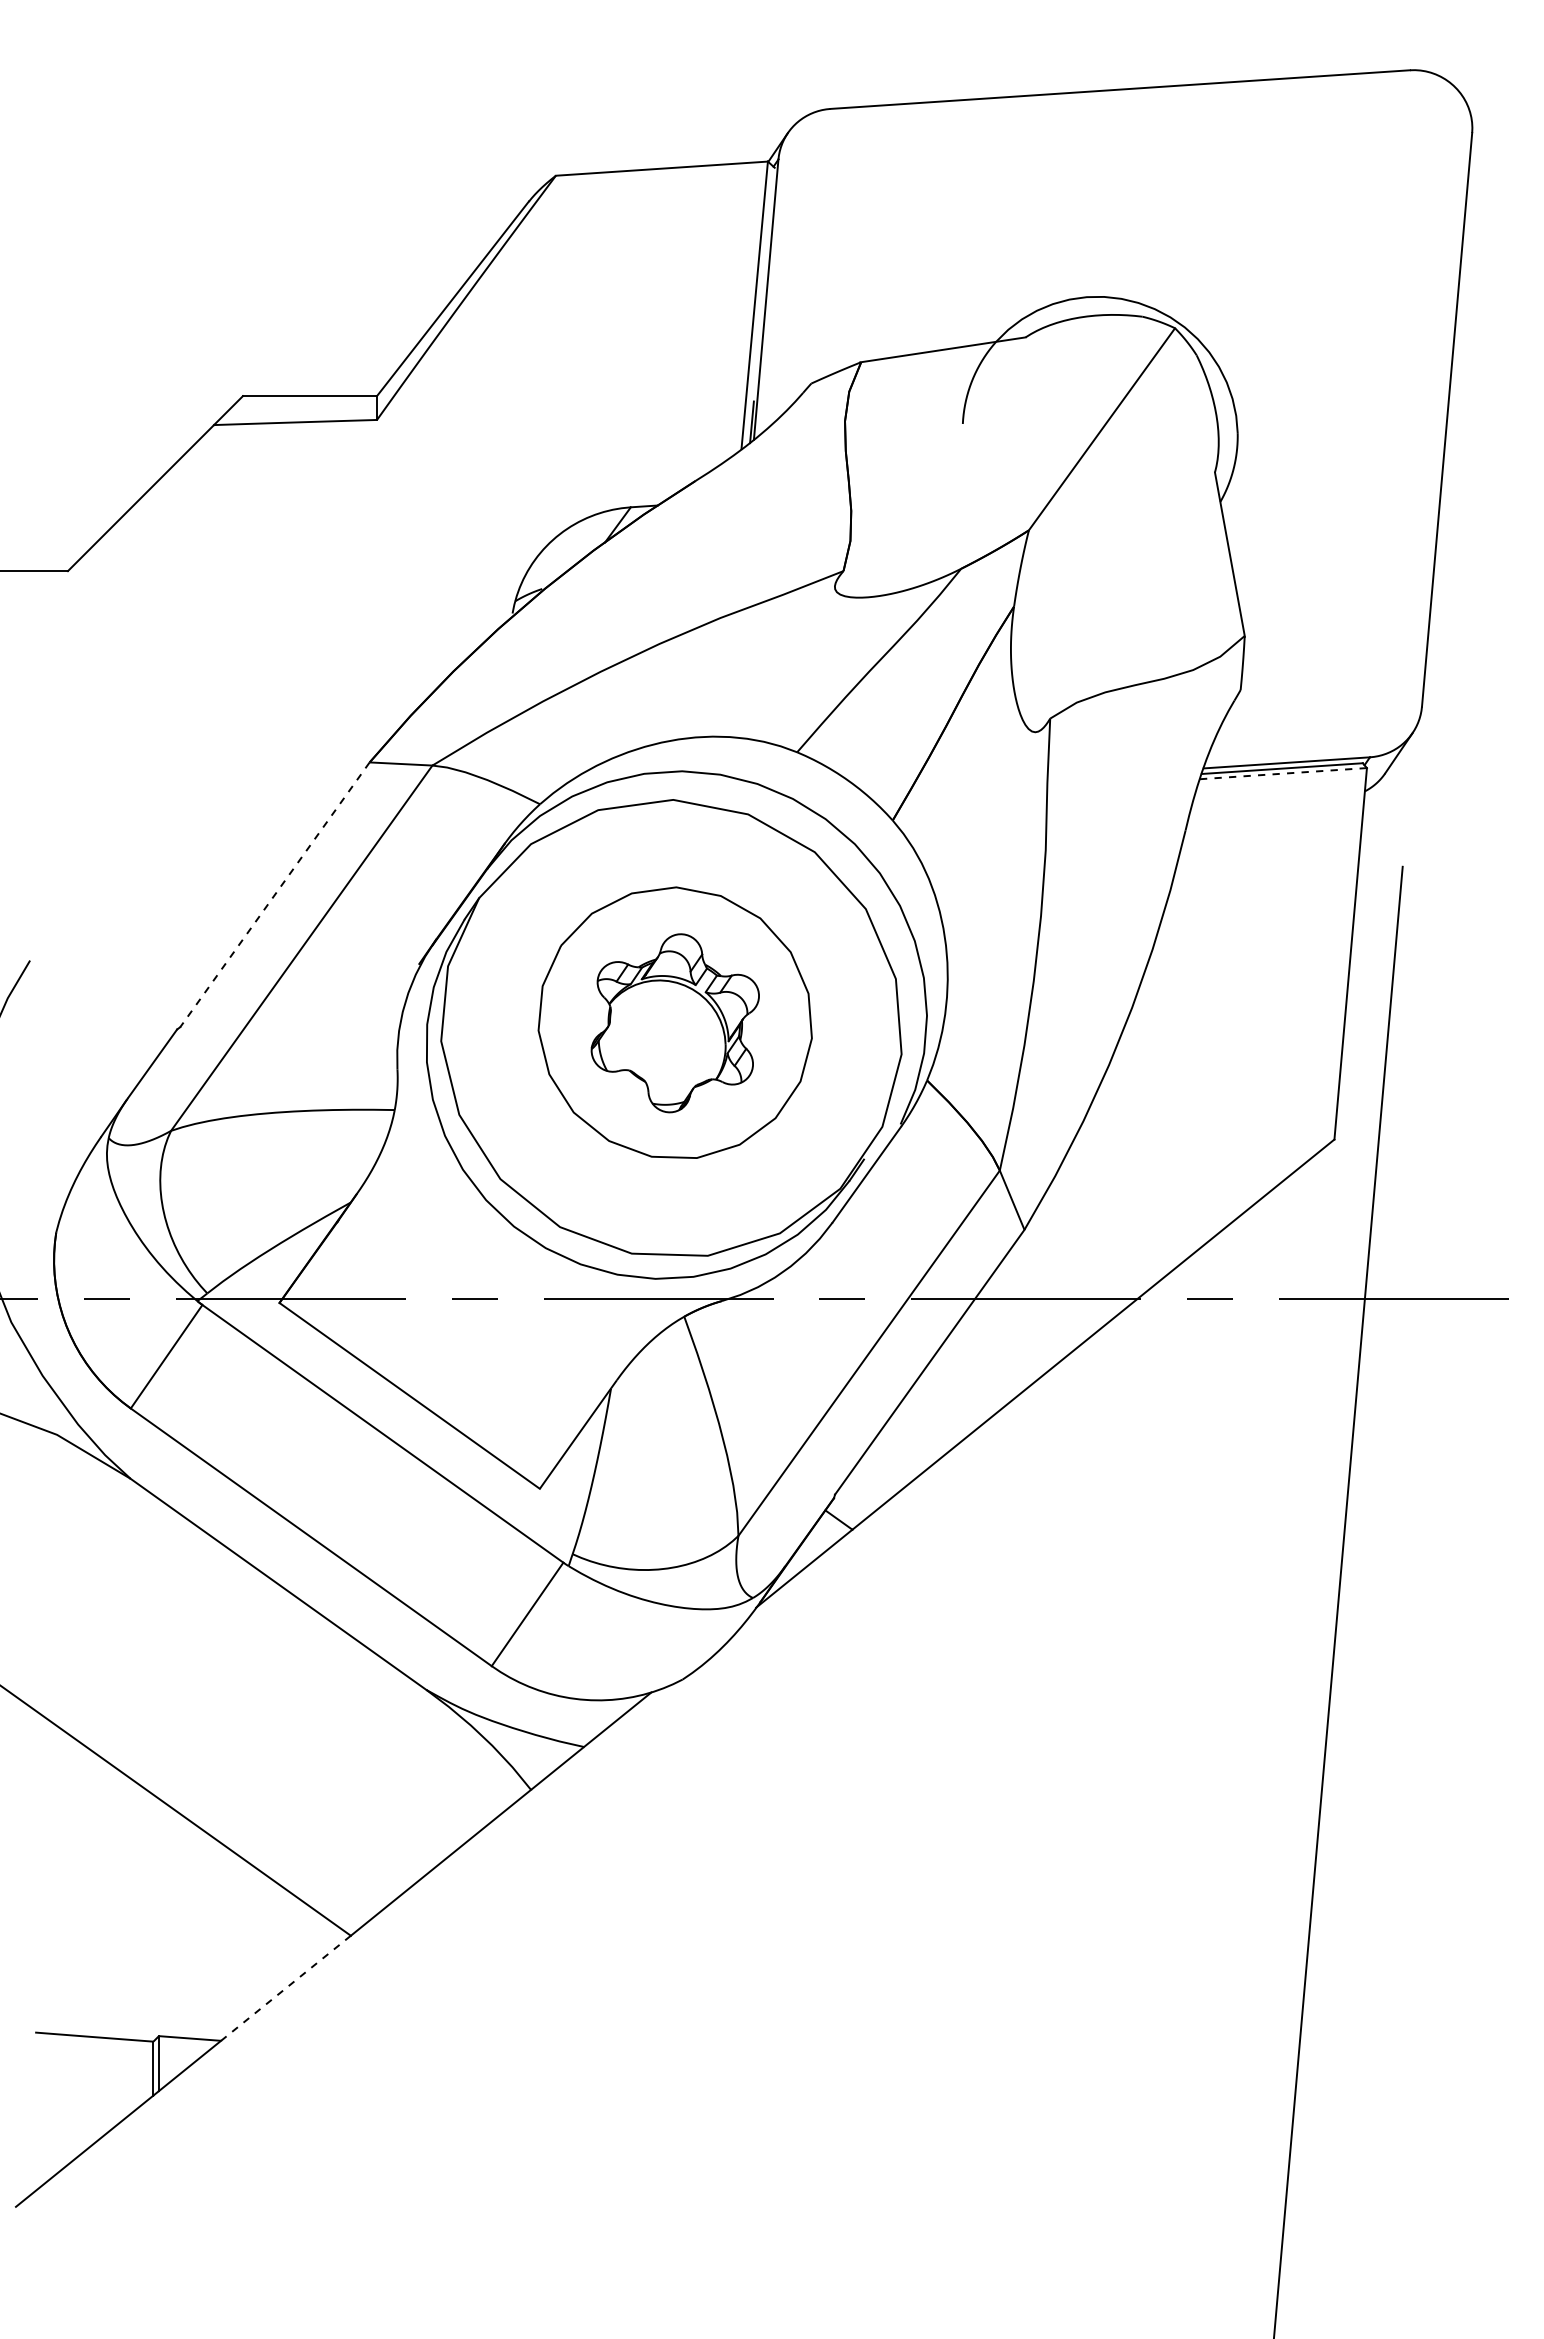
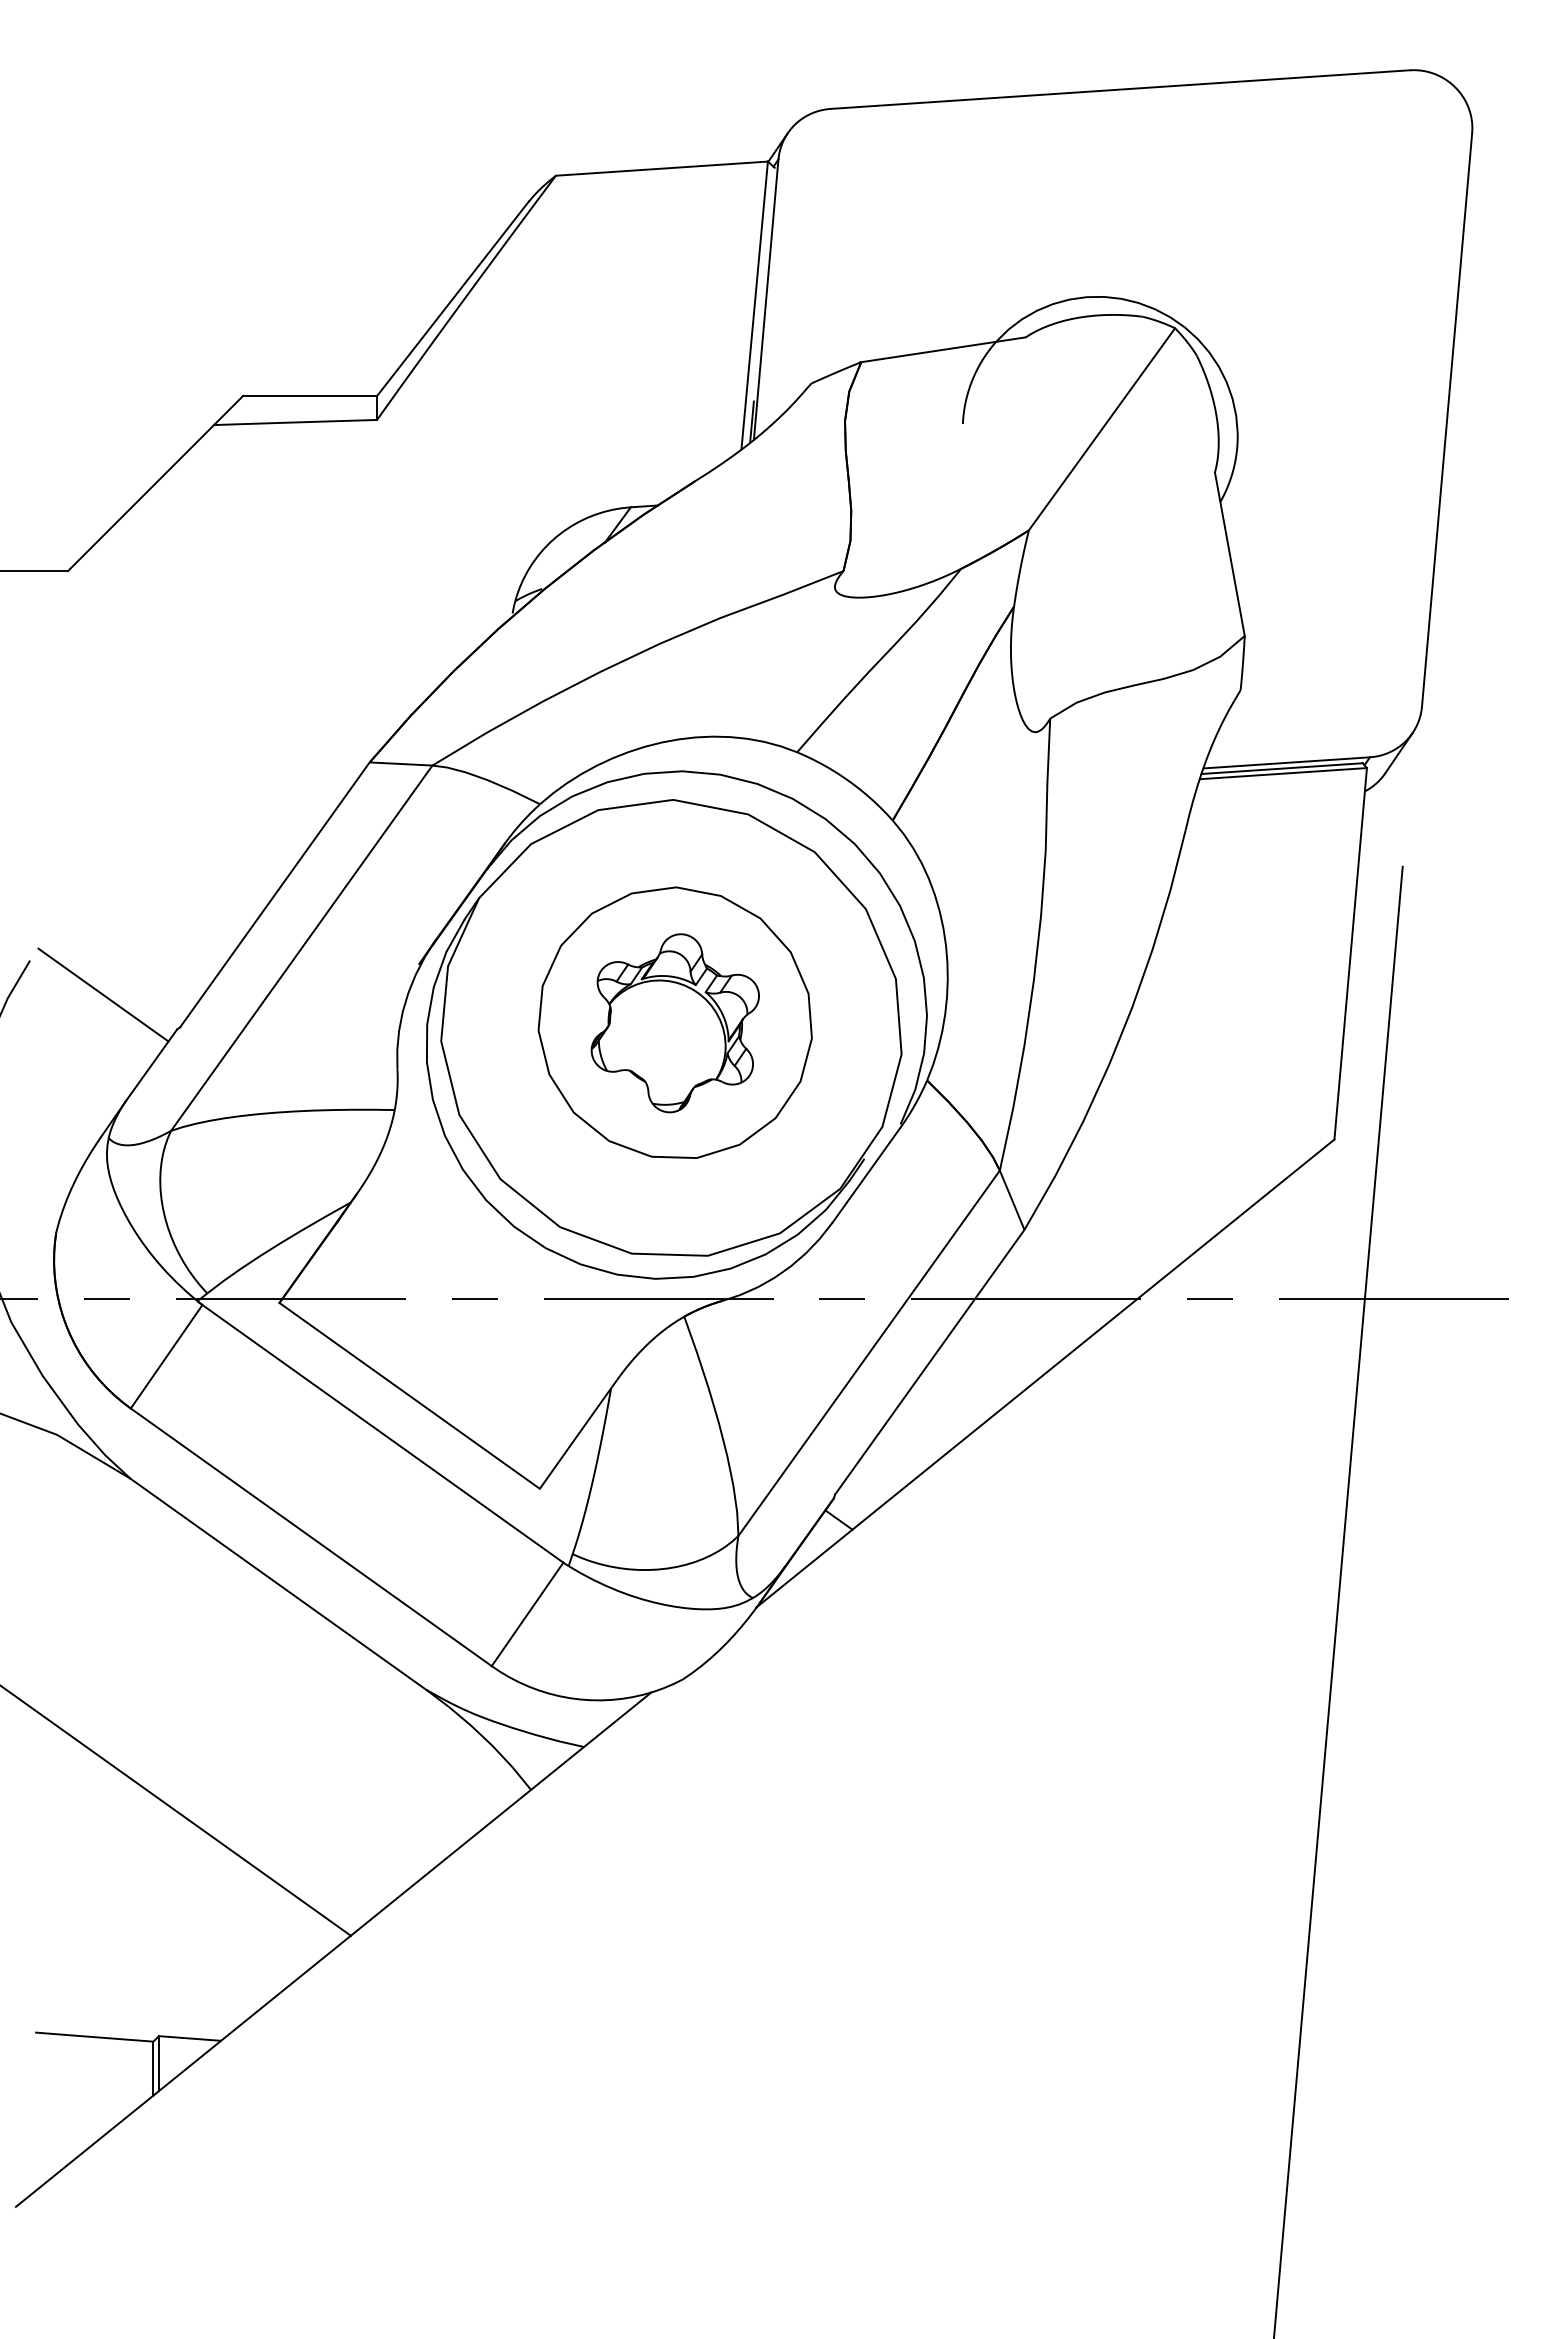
line: dashed -> solid (1283, 773)
line: dashed -> solid (274, 894)
line: none -> present (103, 994)
line: dashed -> solid (285, 1988)
